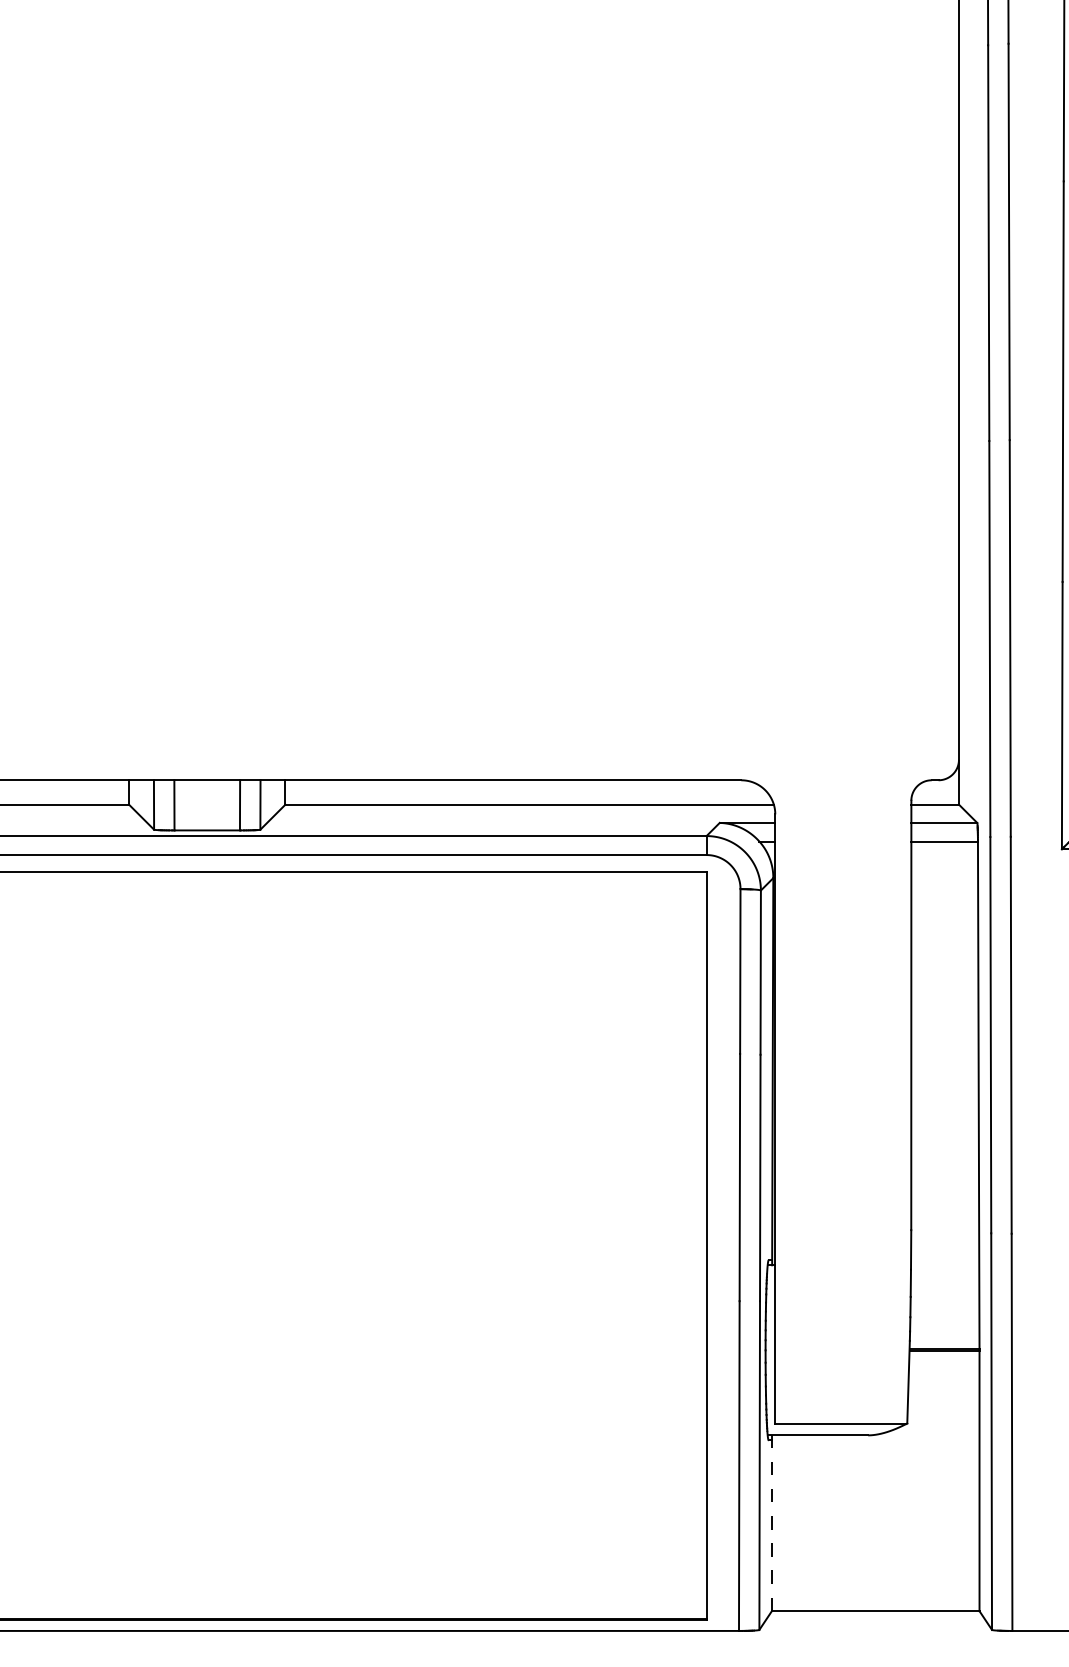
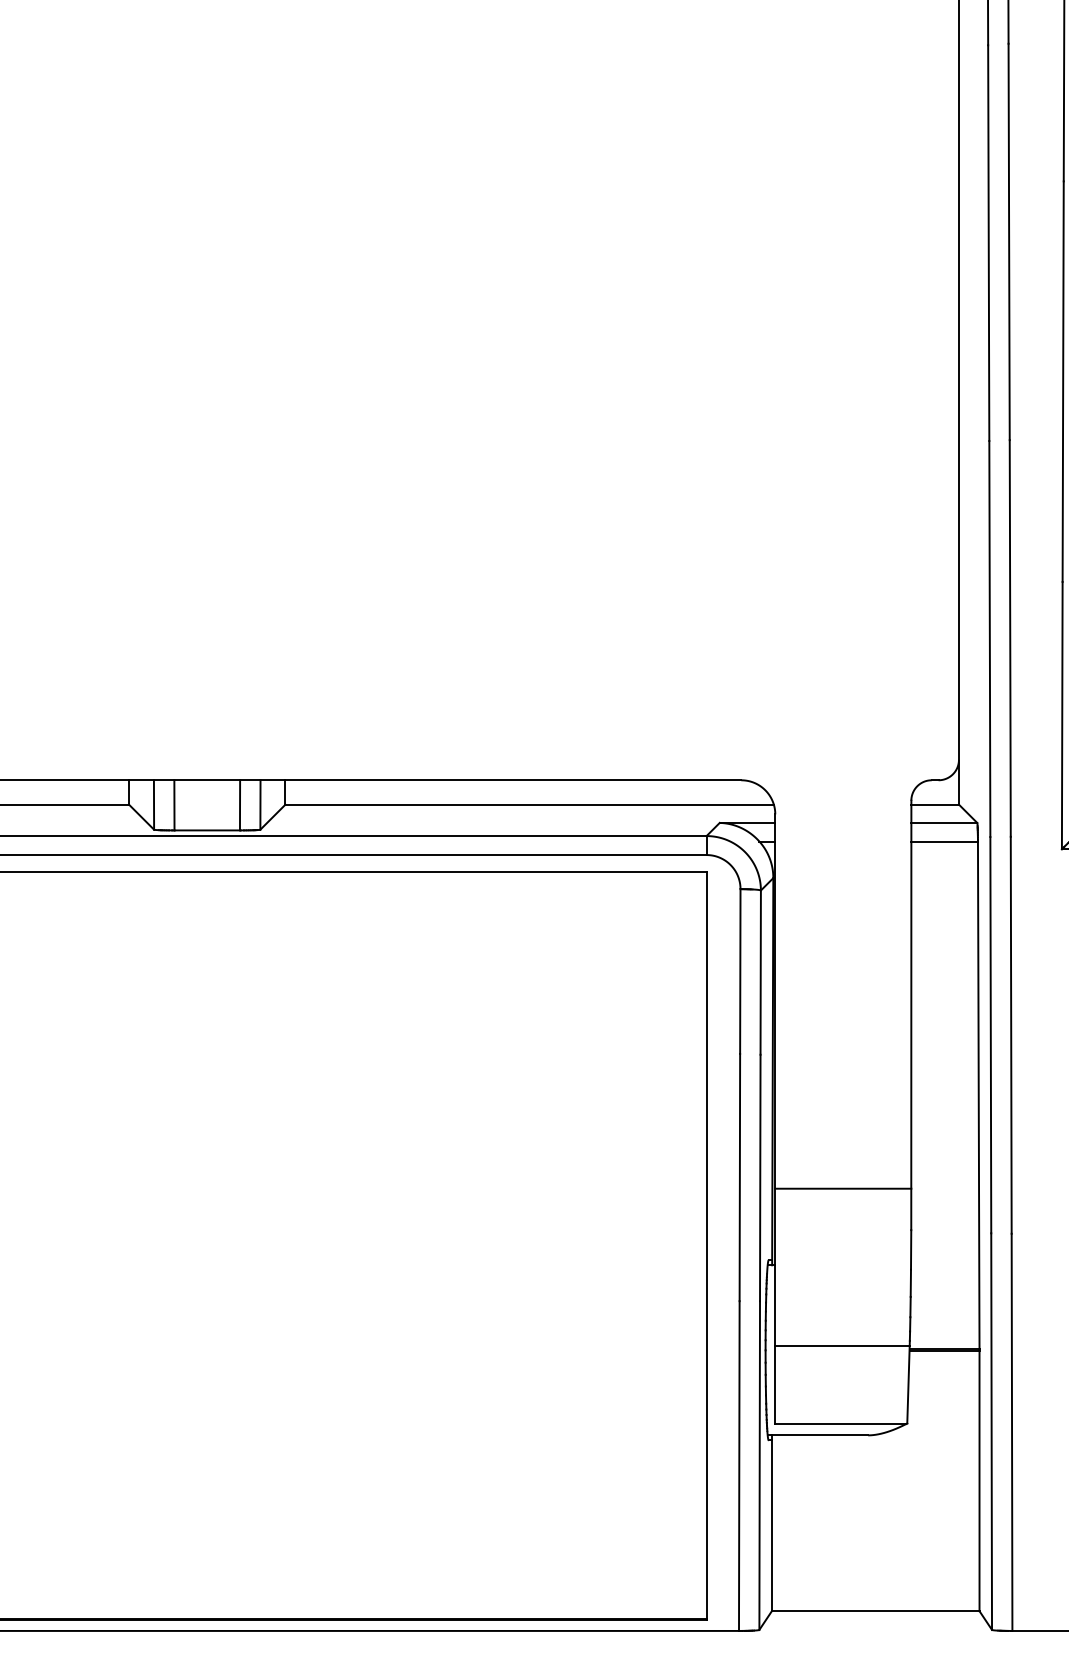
line: none -> present (843, 1188)
line: none -> present (842, 1346)
line: dashed -> solid (771, 1523)
